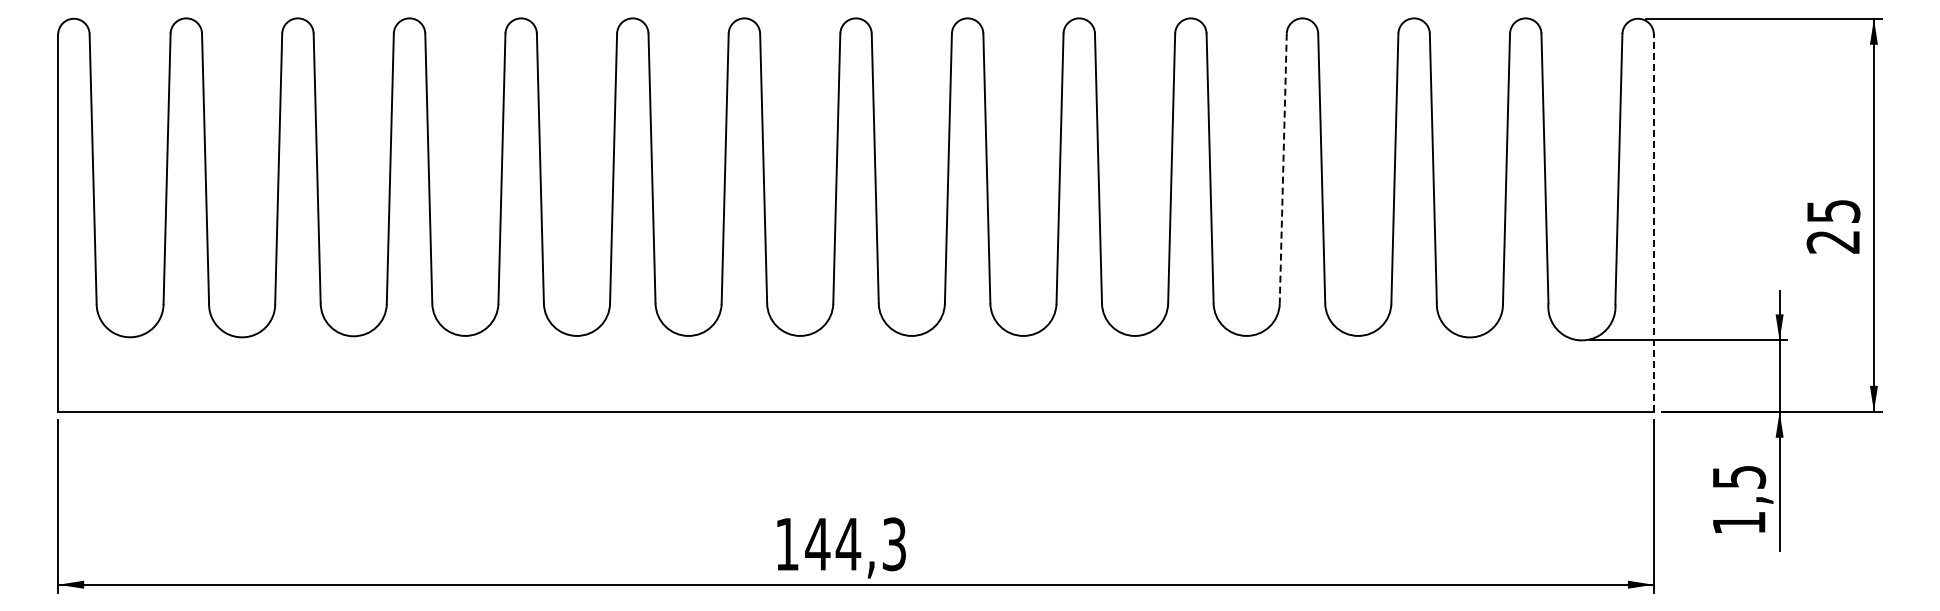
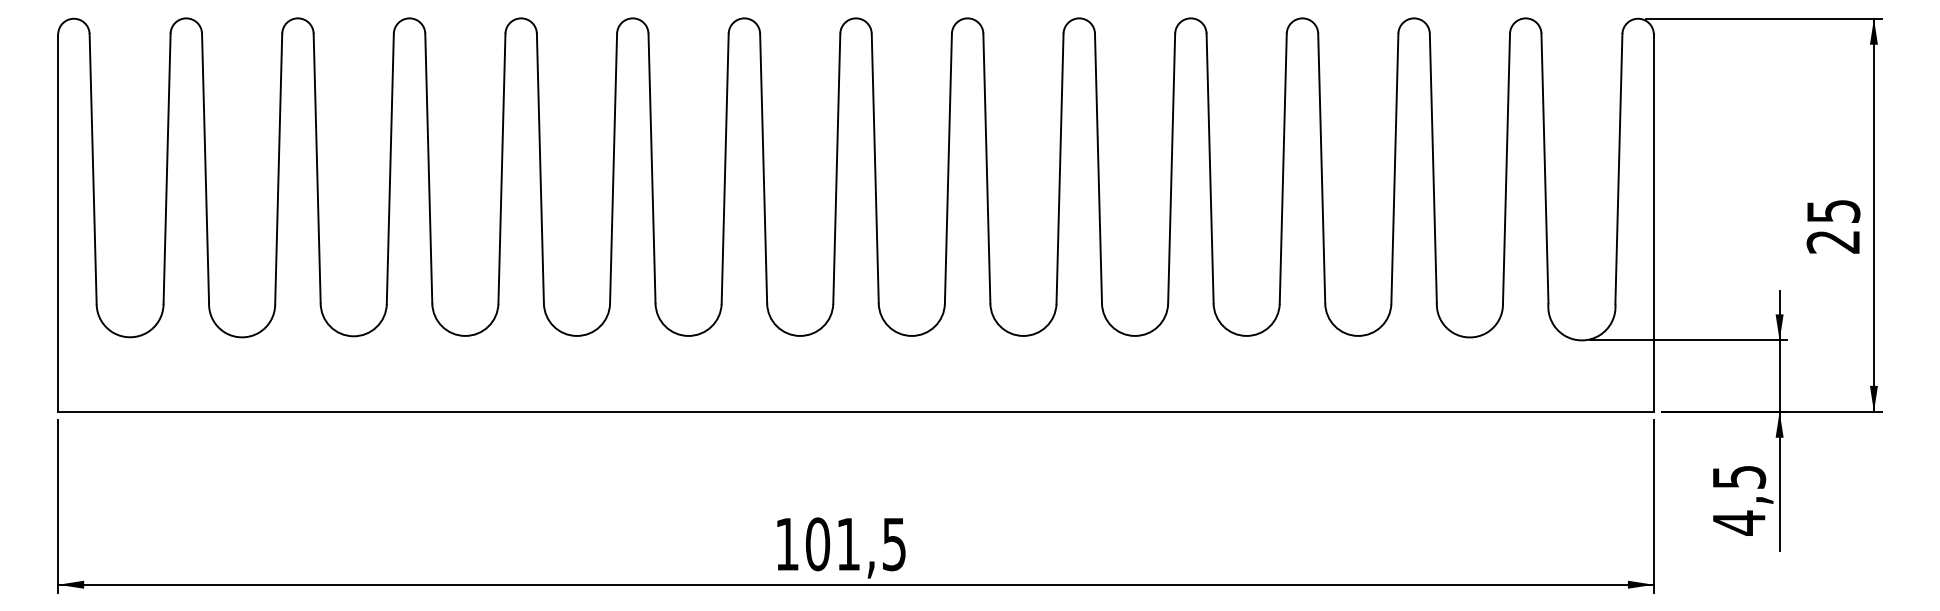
line: dashed -> solid (1283, 169)
line: dashed -> solid (1653, 223)
text: 1,5 -> 4,5 (1739, 522)
text: 144,3 -> 101,5 (855, 544)
